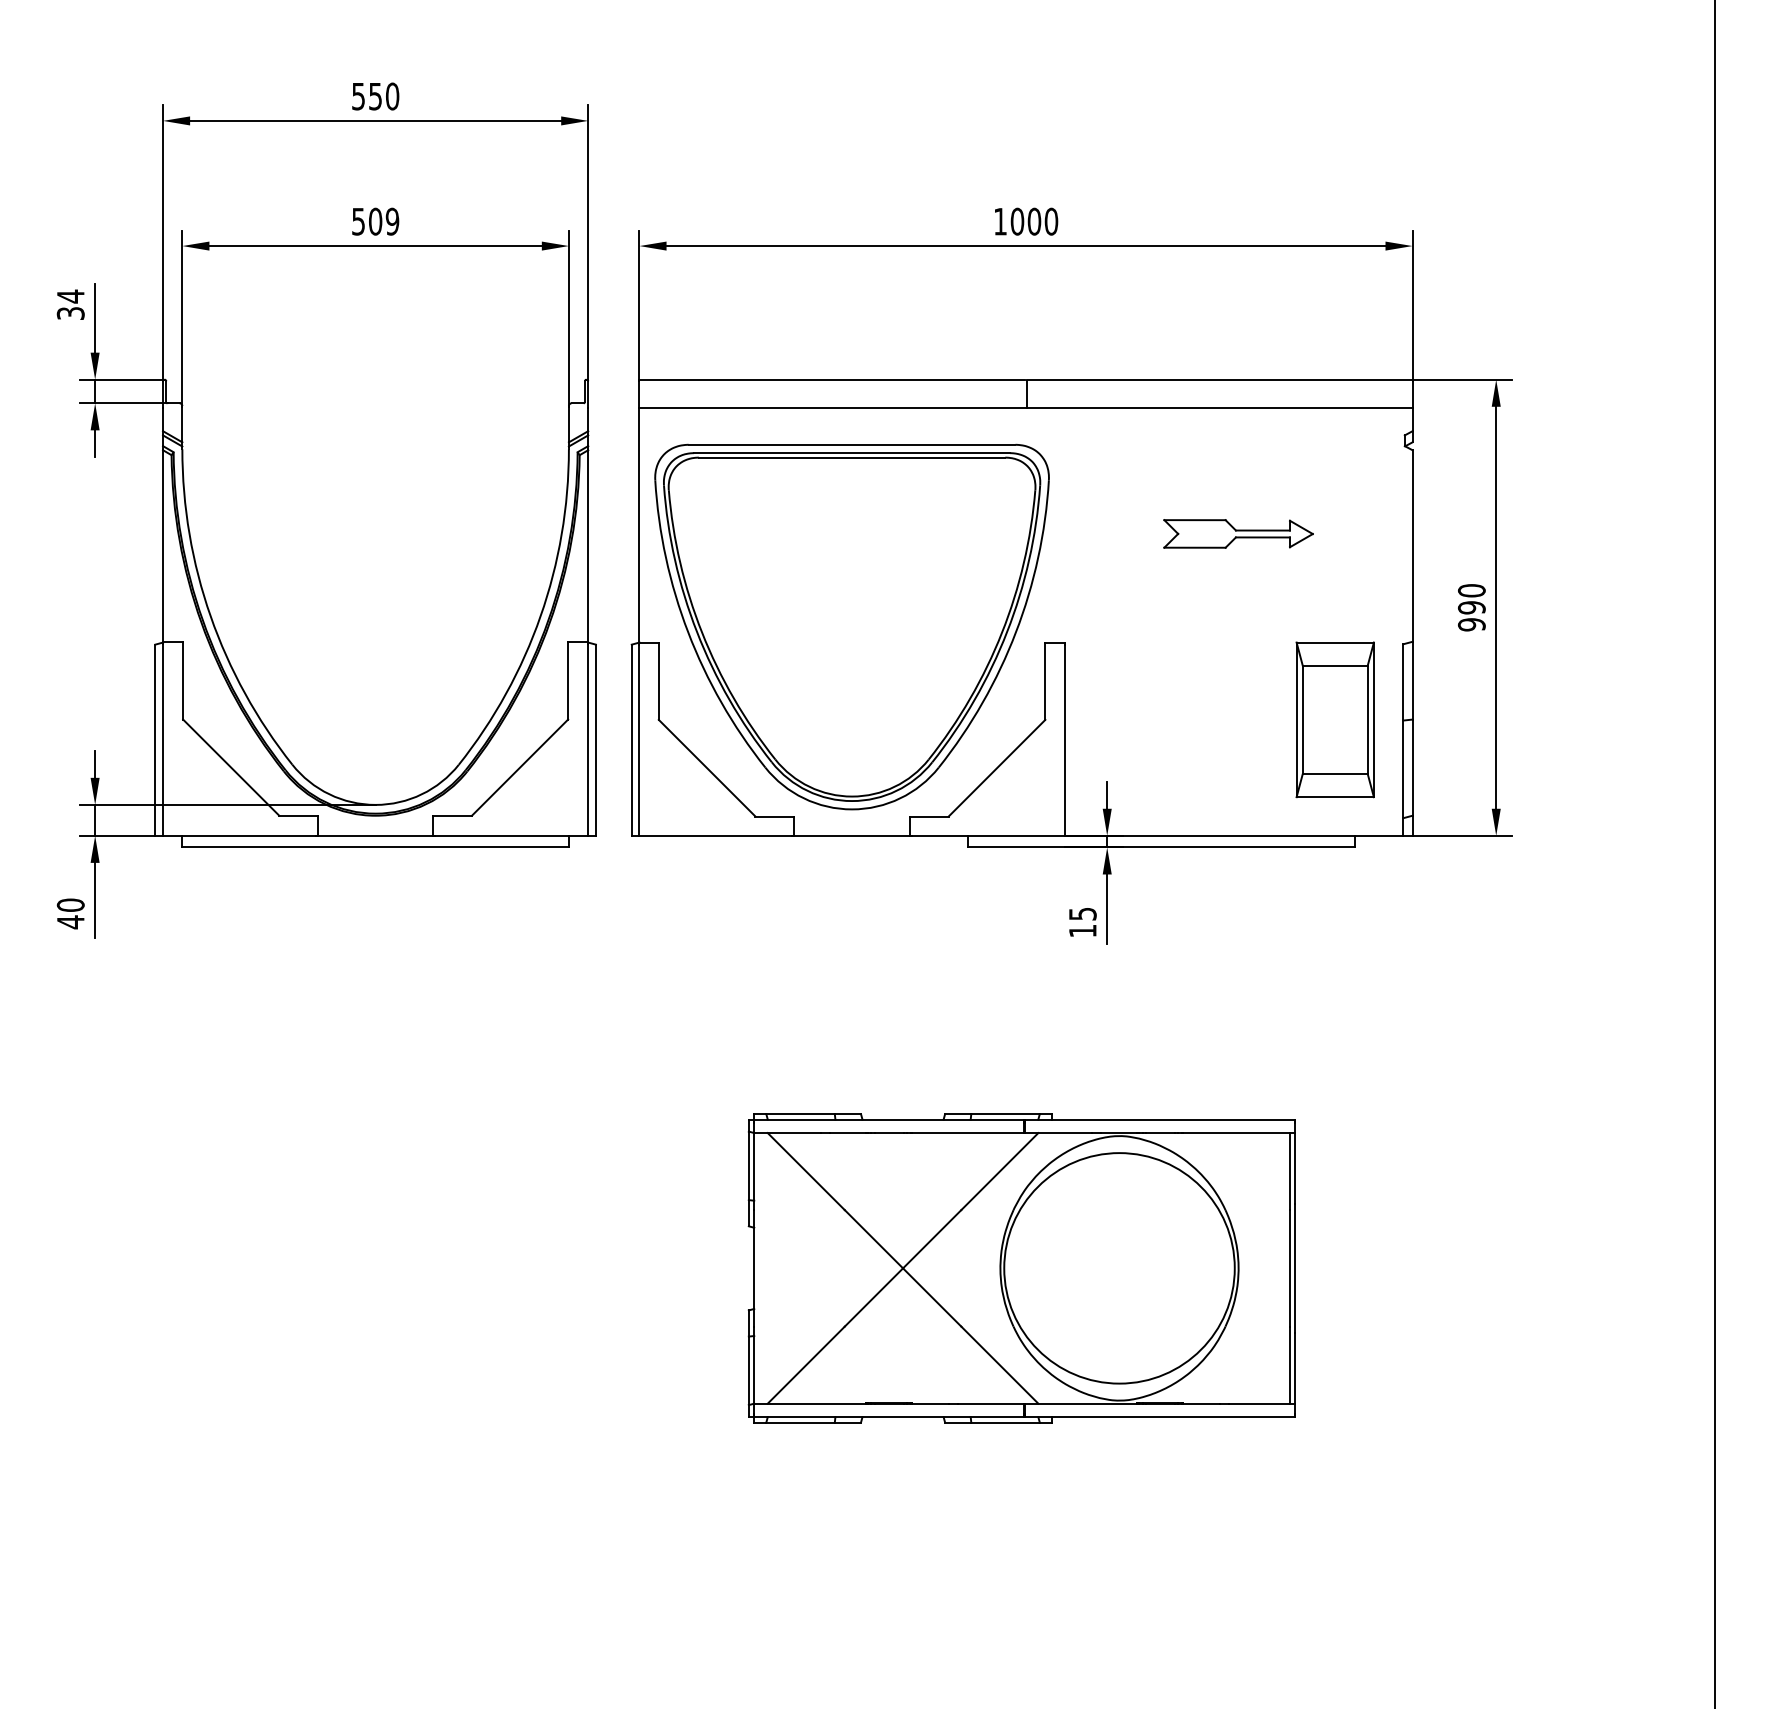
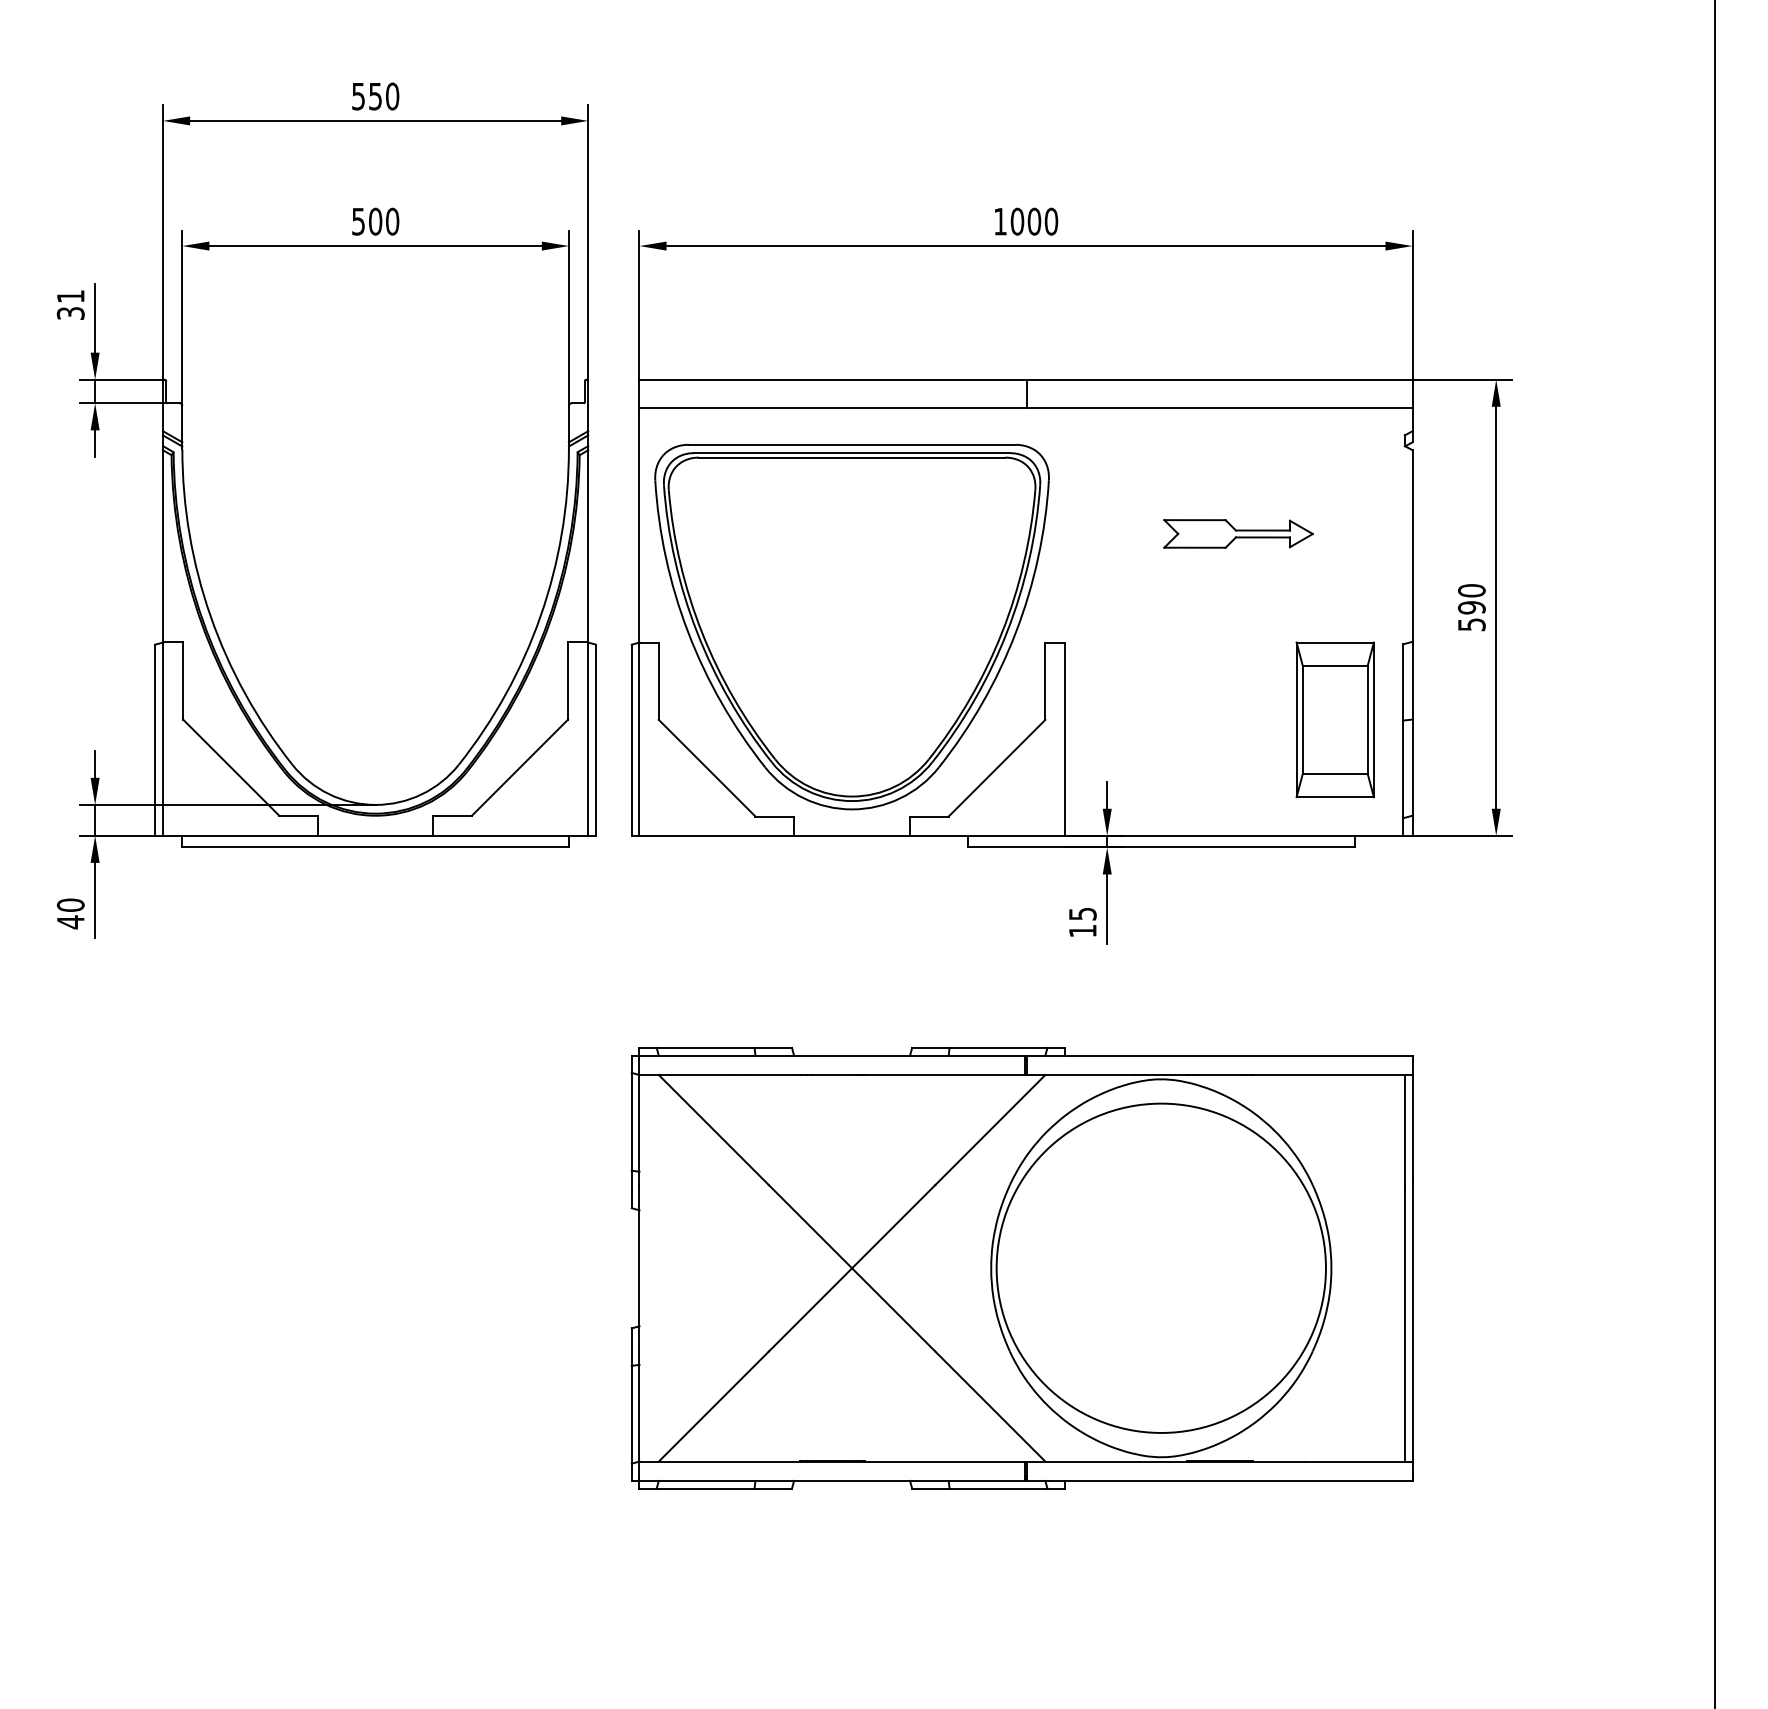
text: 509 -> 500 (392, 221)
text: 34 -> 31 (70, 296)
text: 990 -> 590 (1471, 624)
part size: 549x311 px -> 784x443 px (1021, 1268)
